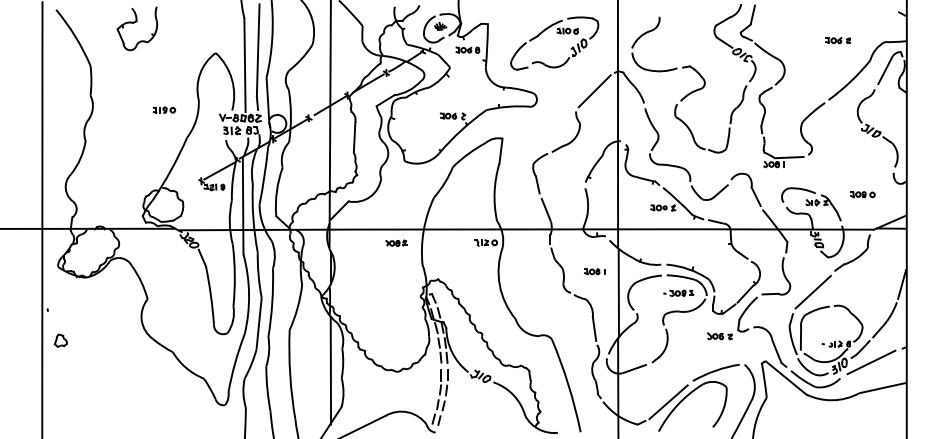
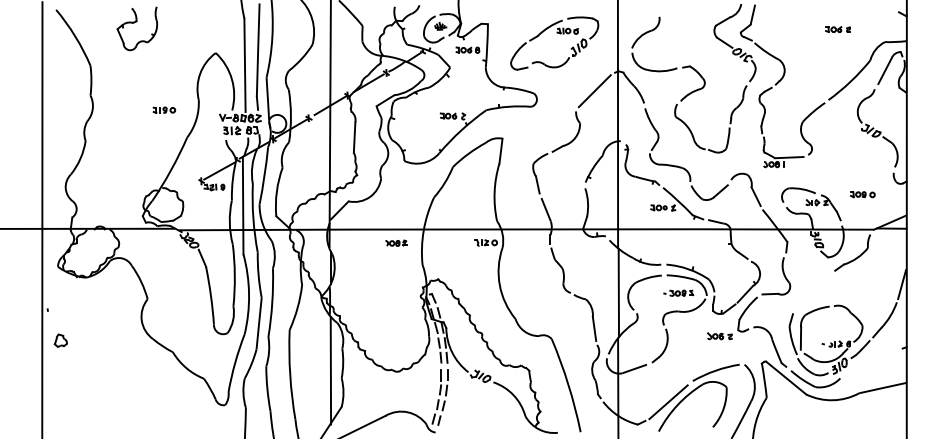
part position: (837, 40) -> (837, 29) (837, 29)
part: present -> none (594, 271)
line: present -> none (812, 291)
line: present -> none (871, 362)
